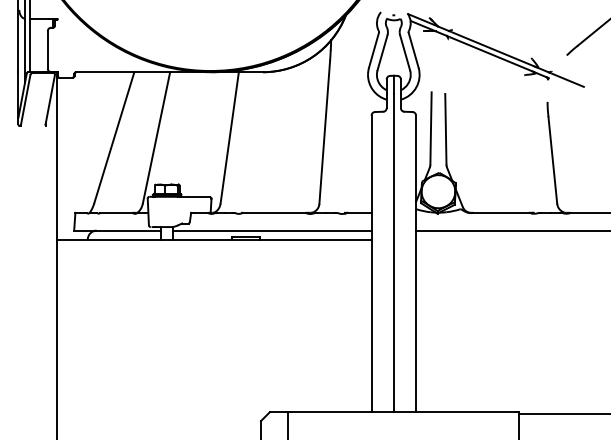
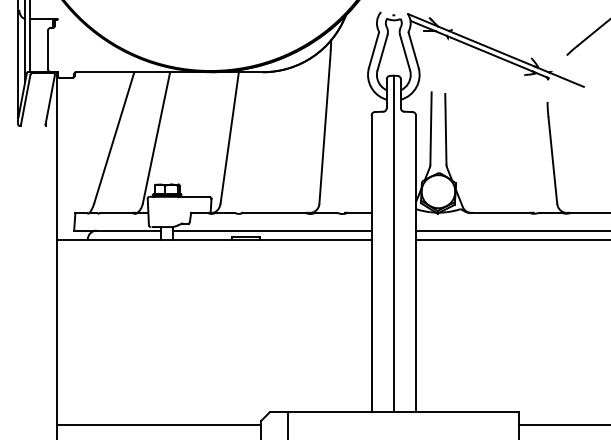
line: none -> present (511, 239)
line position: (563, 414) -> (563, 425) (563, 425)
line: none -> present (159, 425)
